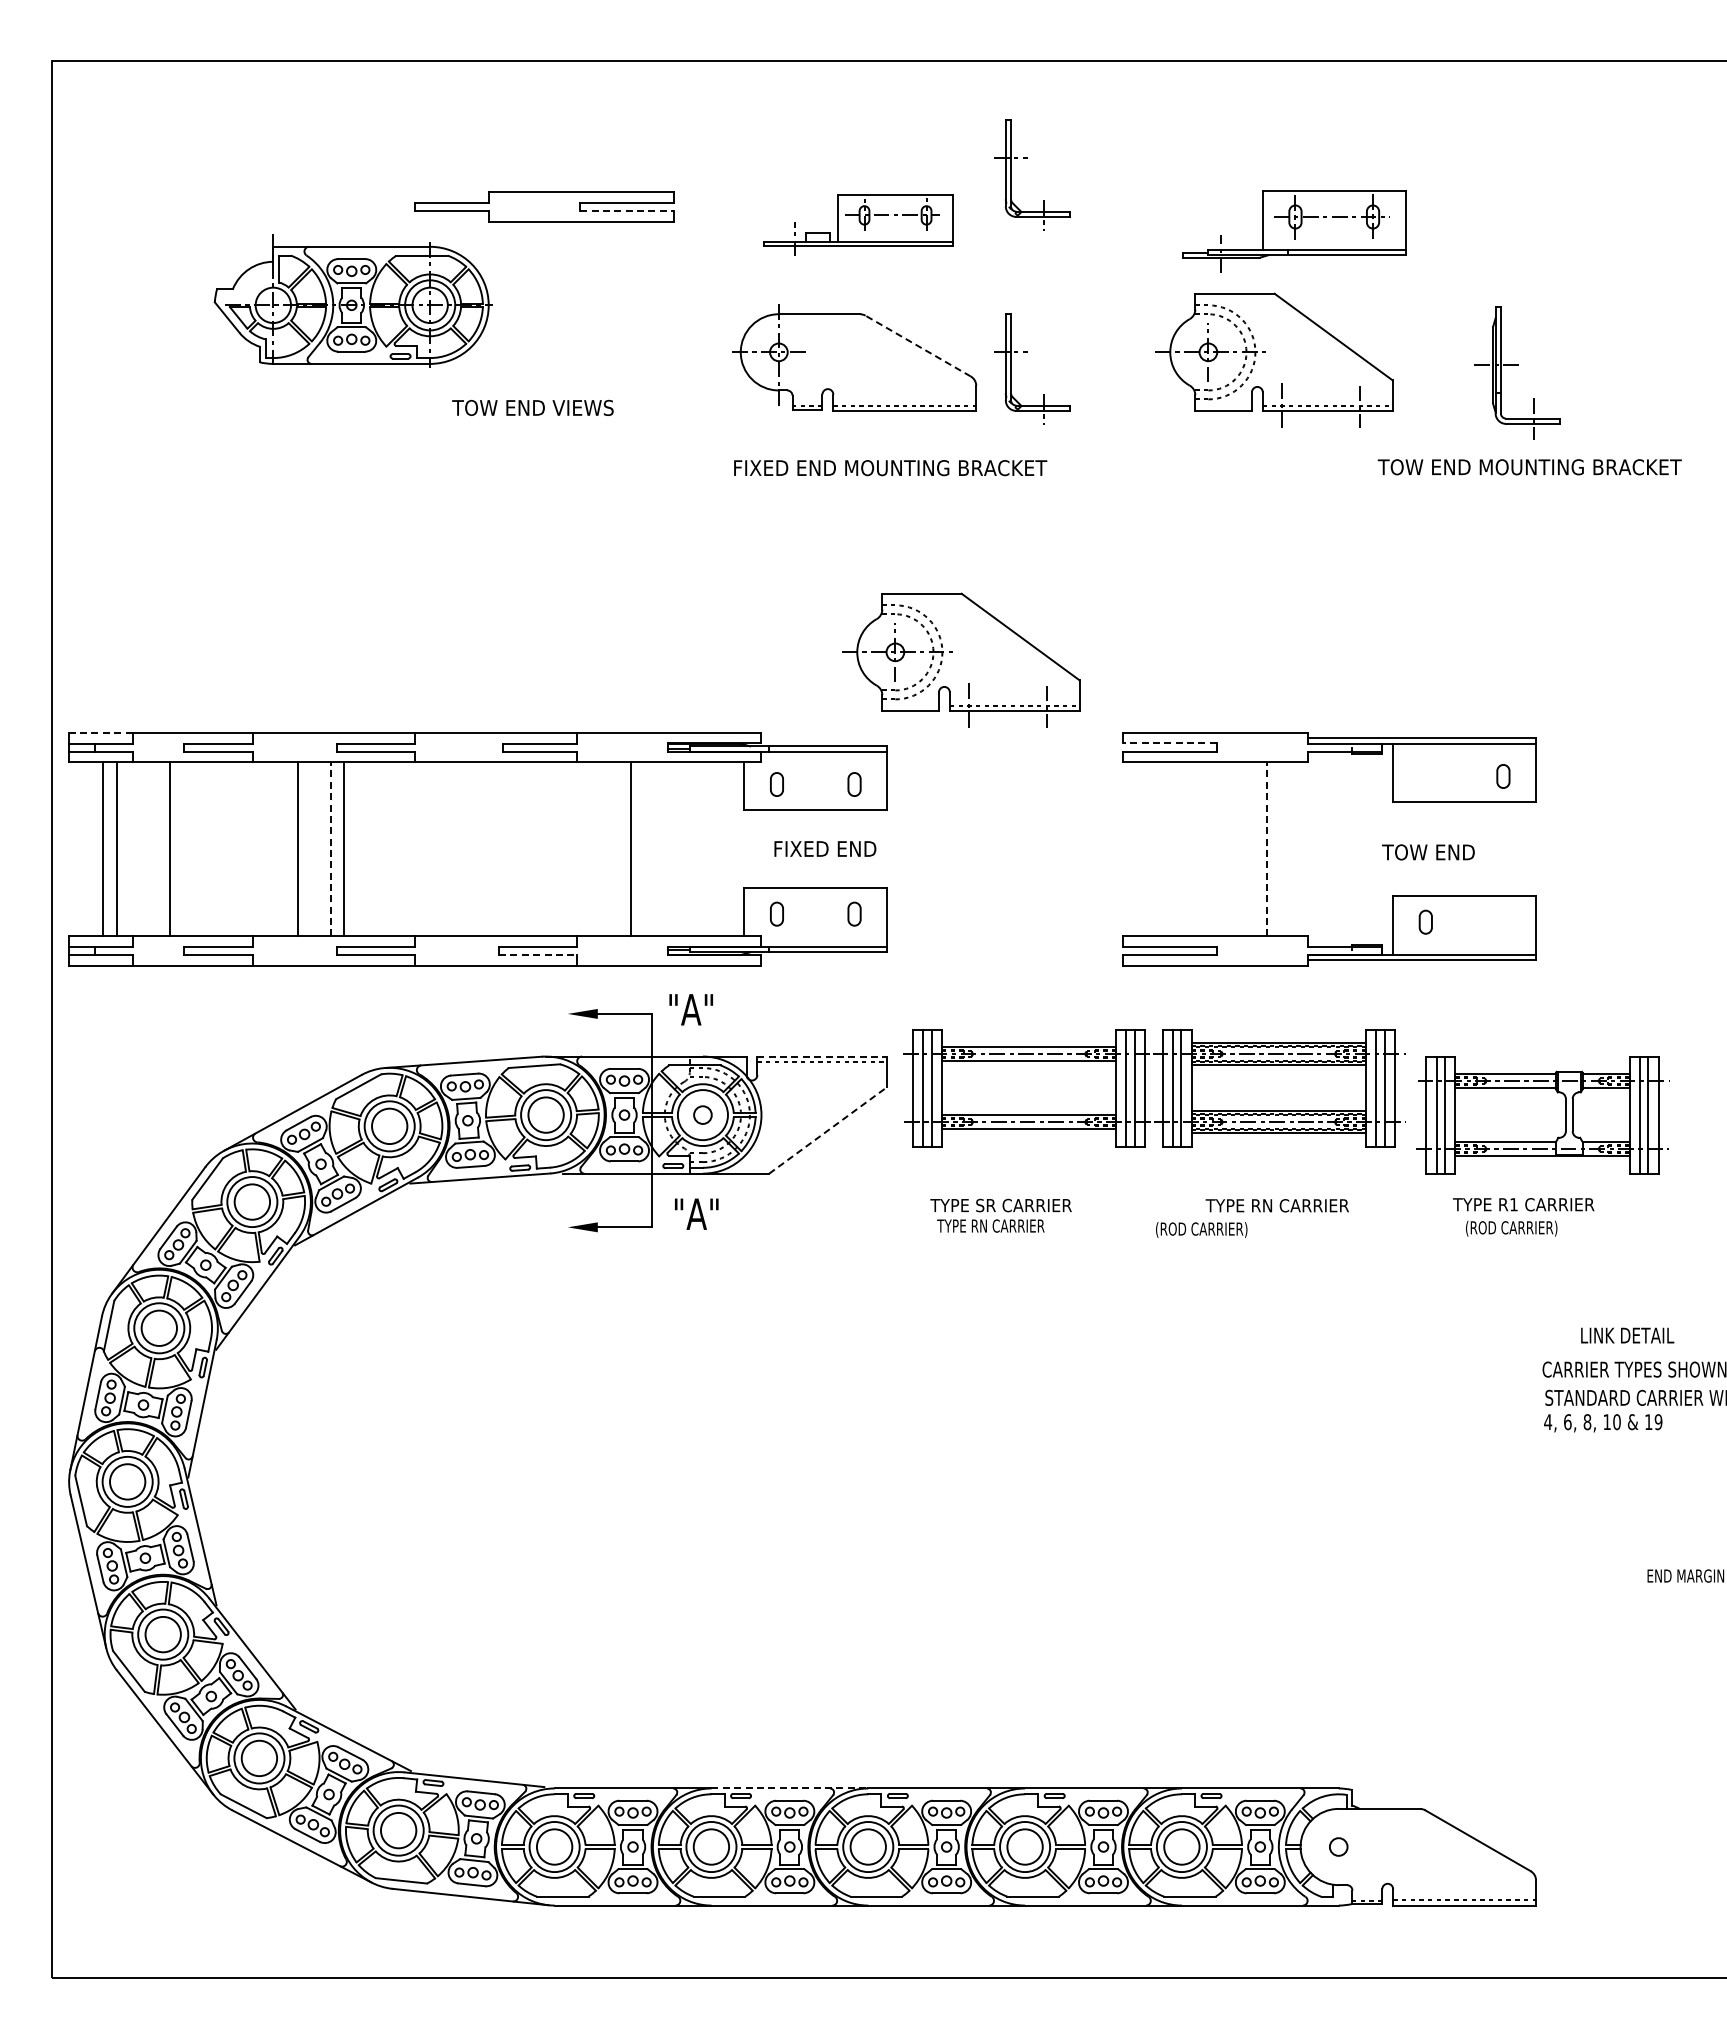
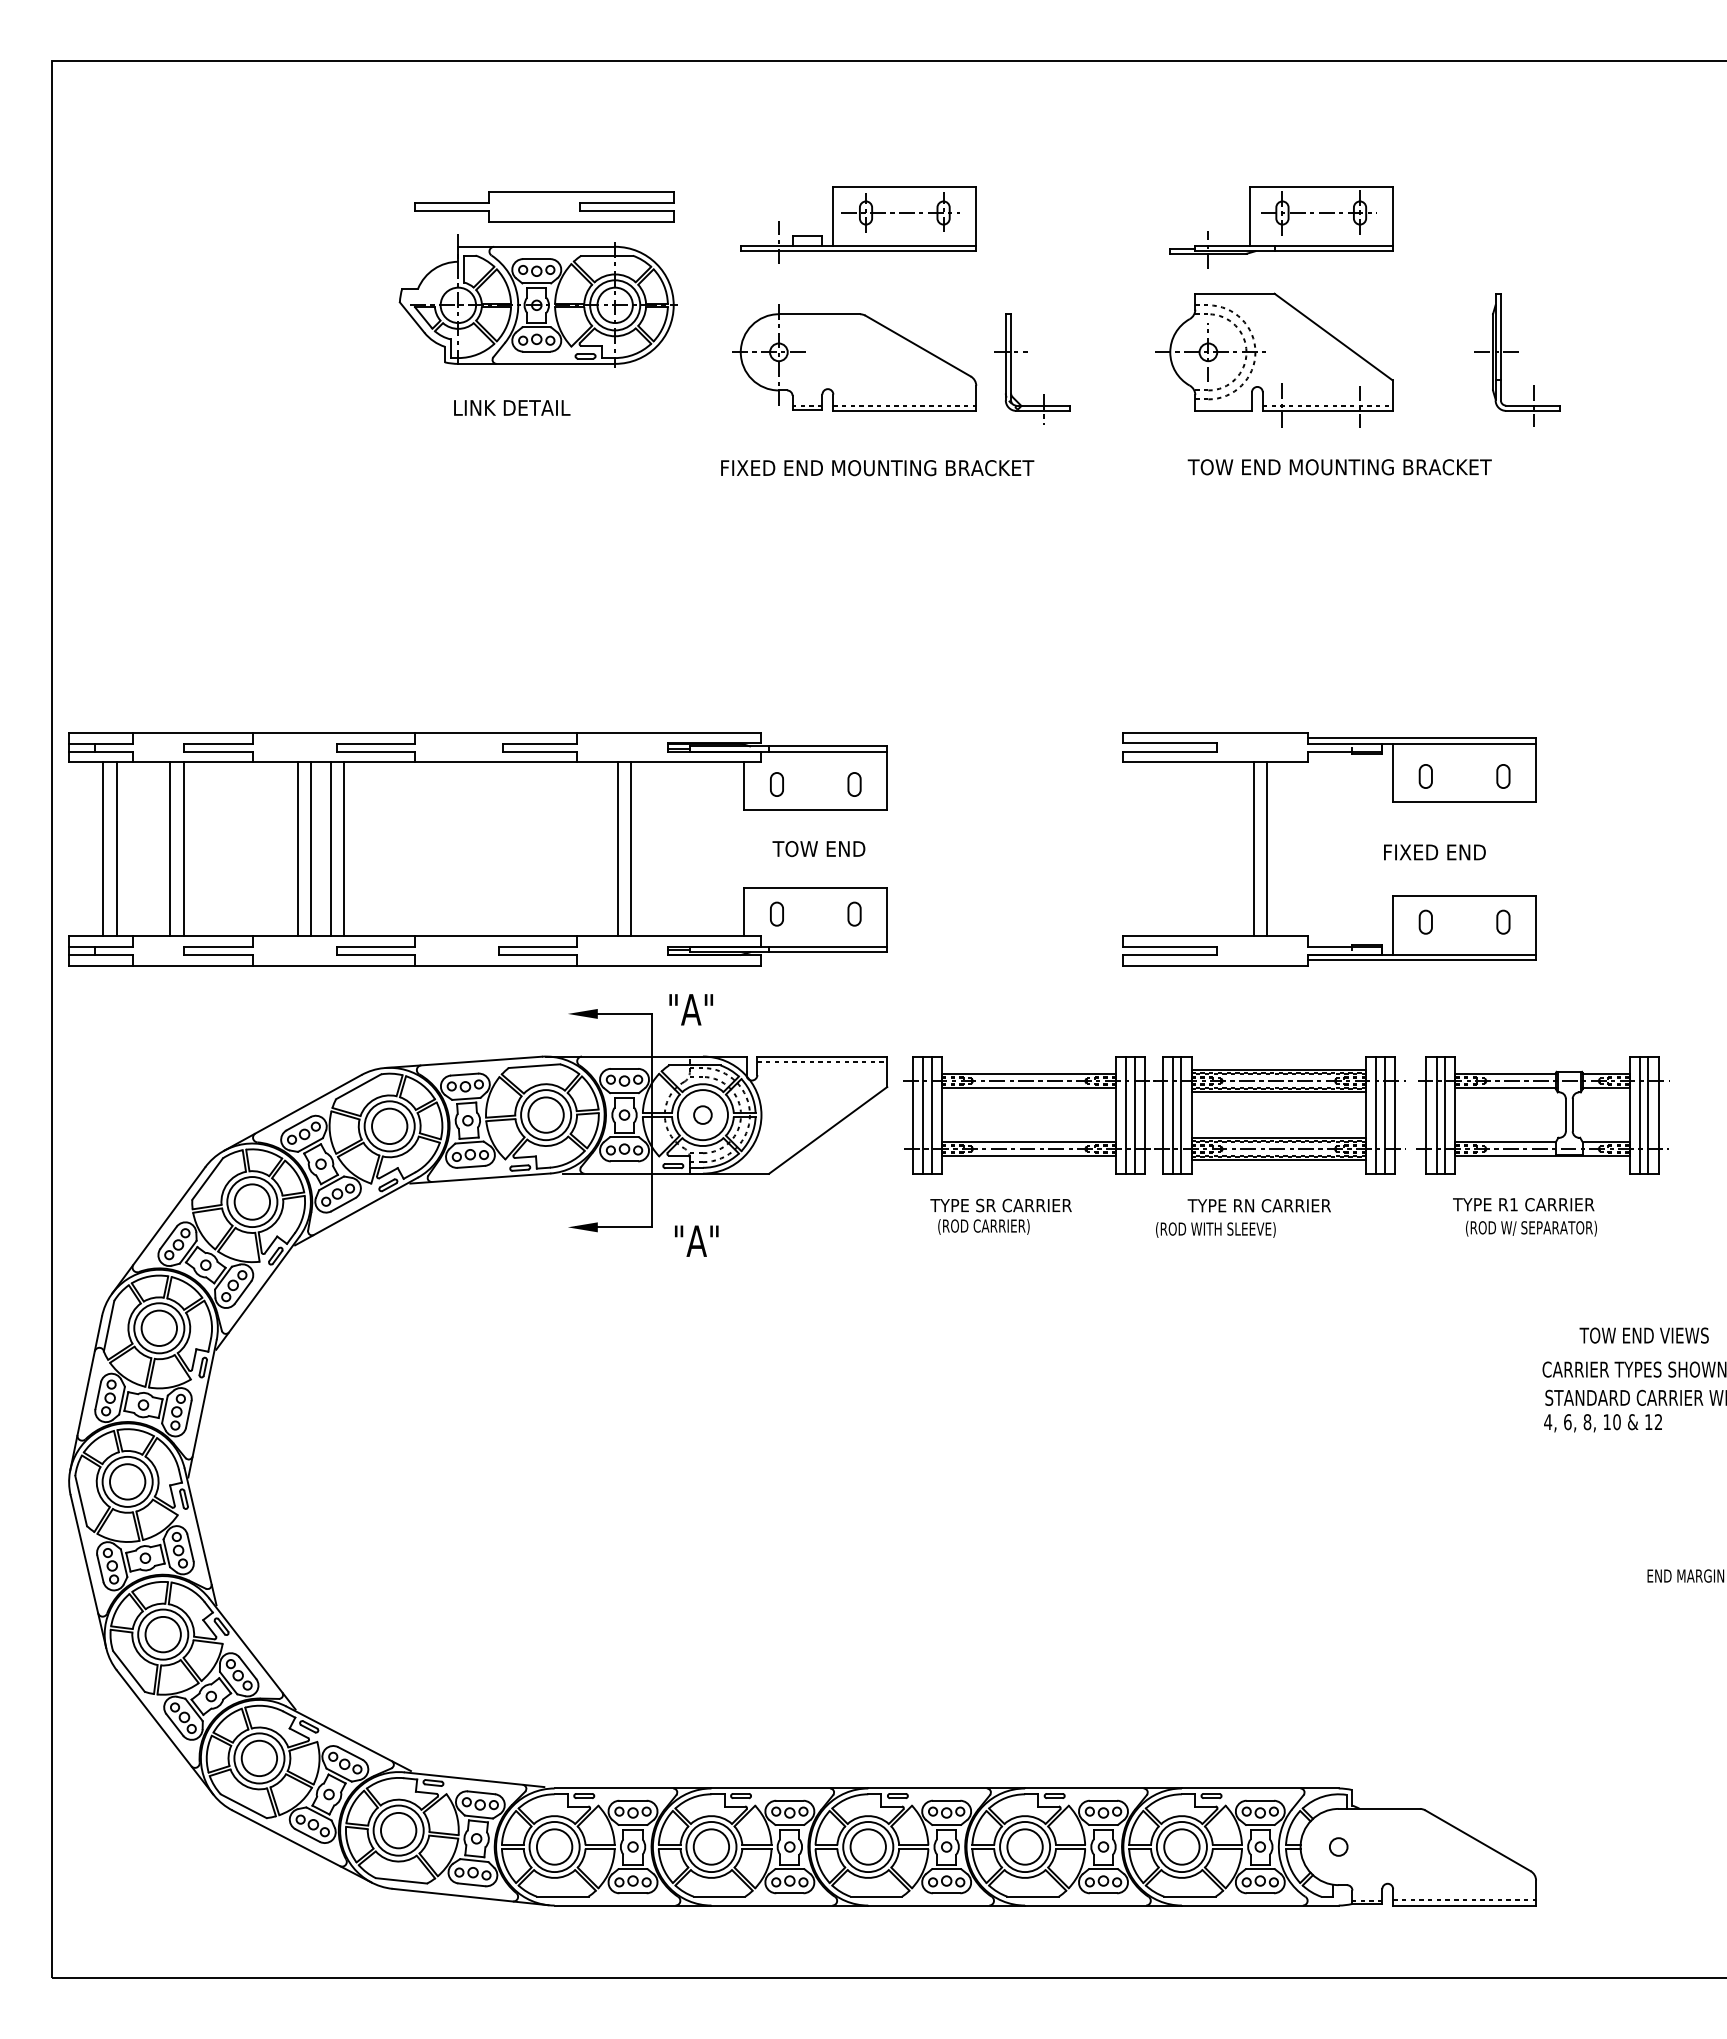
part: present -> none (1027, 158)
line: dashed -> solid (627, 211)
part size: 191x62 px -> 237x78 px (858, 224)
part position: (1294, 231) -> (1281, 227) (1281, 227)
part position: (352, 300) -> (537, 300) (537, 300)
line: dashed -> solid (918, 346)
part position: (1517, 365) -> (1517, 352) (1517, 352)
text: TOW END VIEWS -> LINK DETAIL (532, 407)
text position: (1529, 467) -> (1339, 467) (1339, 467)
text position: (890, 468) -> (877, 468) (877, 468)
part: present -> none (961, 659)
line: dashed -> solid (100, 733)
line: dashed -> solid (1170, 743)
part: none -> present (1425, 776)
line: dashed -> solid (330, 848)
line: dashed -> solid (1267, 848)
line: none -> present (183, 849)
line: none -> present (311, 849)
line: none -> present (617, 849)
text: FIXED END -> TOW END (824, 849)
line: none -> present (1253, 849)
text: TOW END -> FIXED END (1433, 852)
part: none -> present (1503, 921)
line: dashed -> solid (538, 955)
line: dashed -> solid (822, 1056)
part position: (1162, 1088) -> (1162, 1115) (1162, 1115)
line: dashed -> solid (828, 1130)
text position: (1276, 1205) -> (1258, 1205) (1258, 1205)
text position: (696, 1213) -> (696, 1240) (696, 1240)
text: TYPE RN CARRIER -> (ROD CARRIER) (990, 1226)
text: (ROD CARRIER) -> (ROD W/ SEPARATOR) (1548, 1228)
text: (ROD CARRIER) -> (ROD WITH SLEEVE) (1233, 1229)
text: LINK DETAIL -> TOW END VIEWS (1643, 1335)
text: 19 -> 12 (1658, 1422)
line: dashed -> solid (790, 1788)
